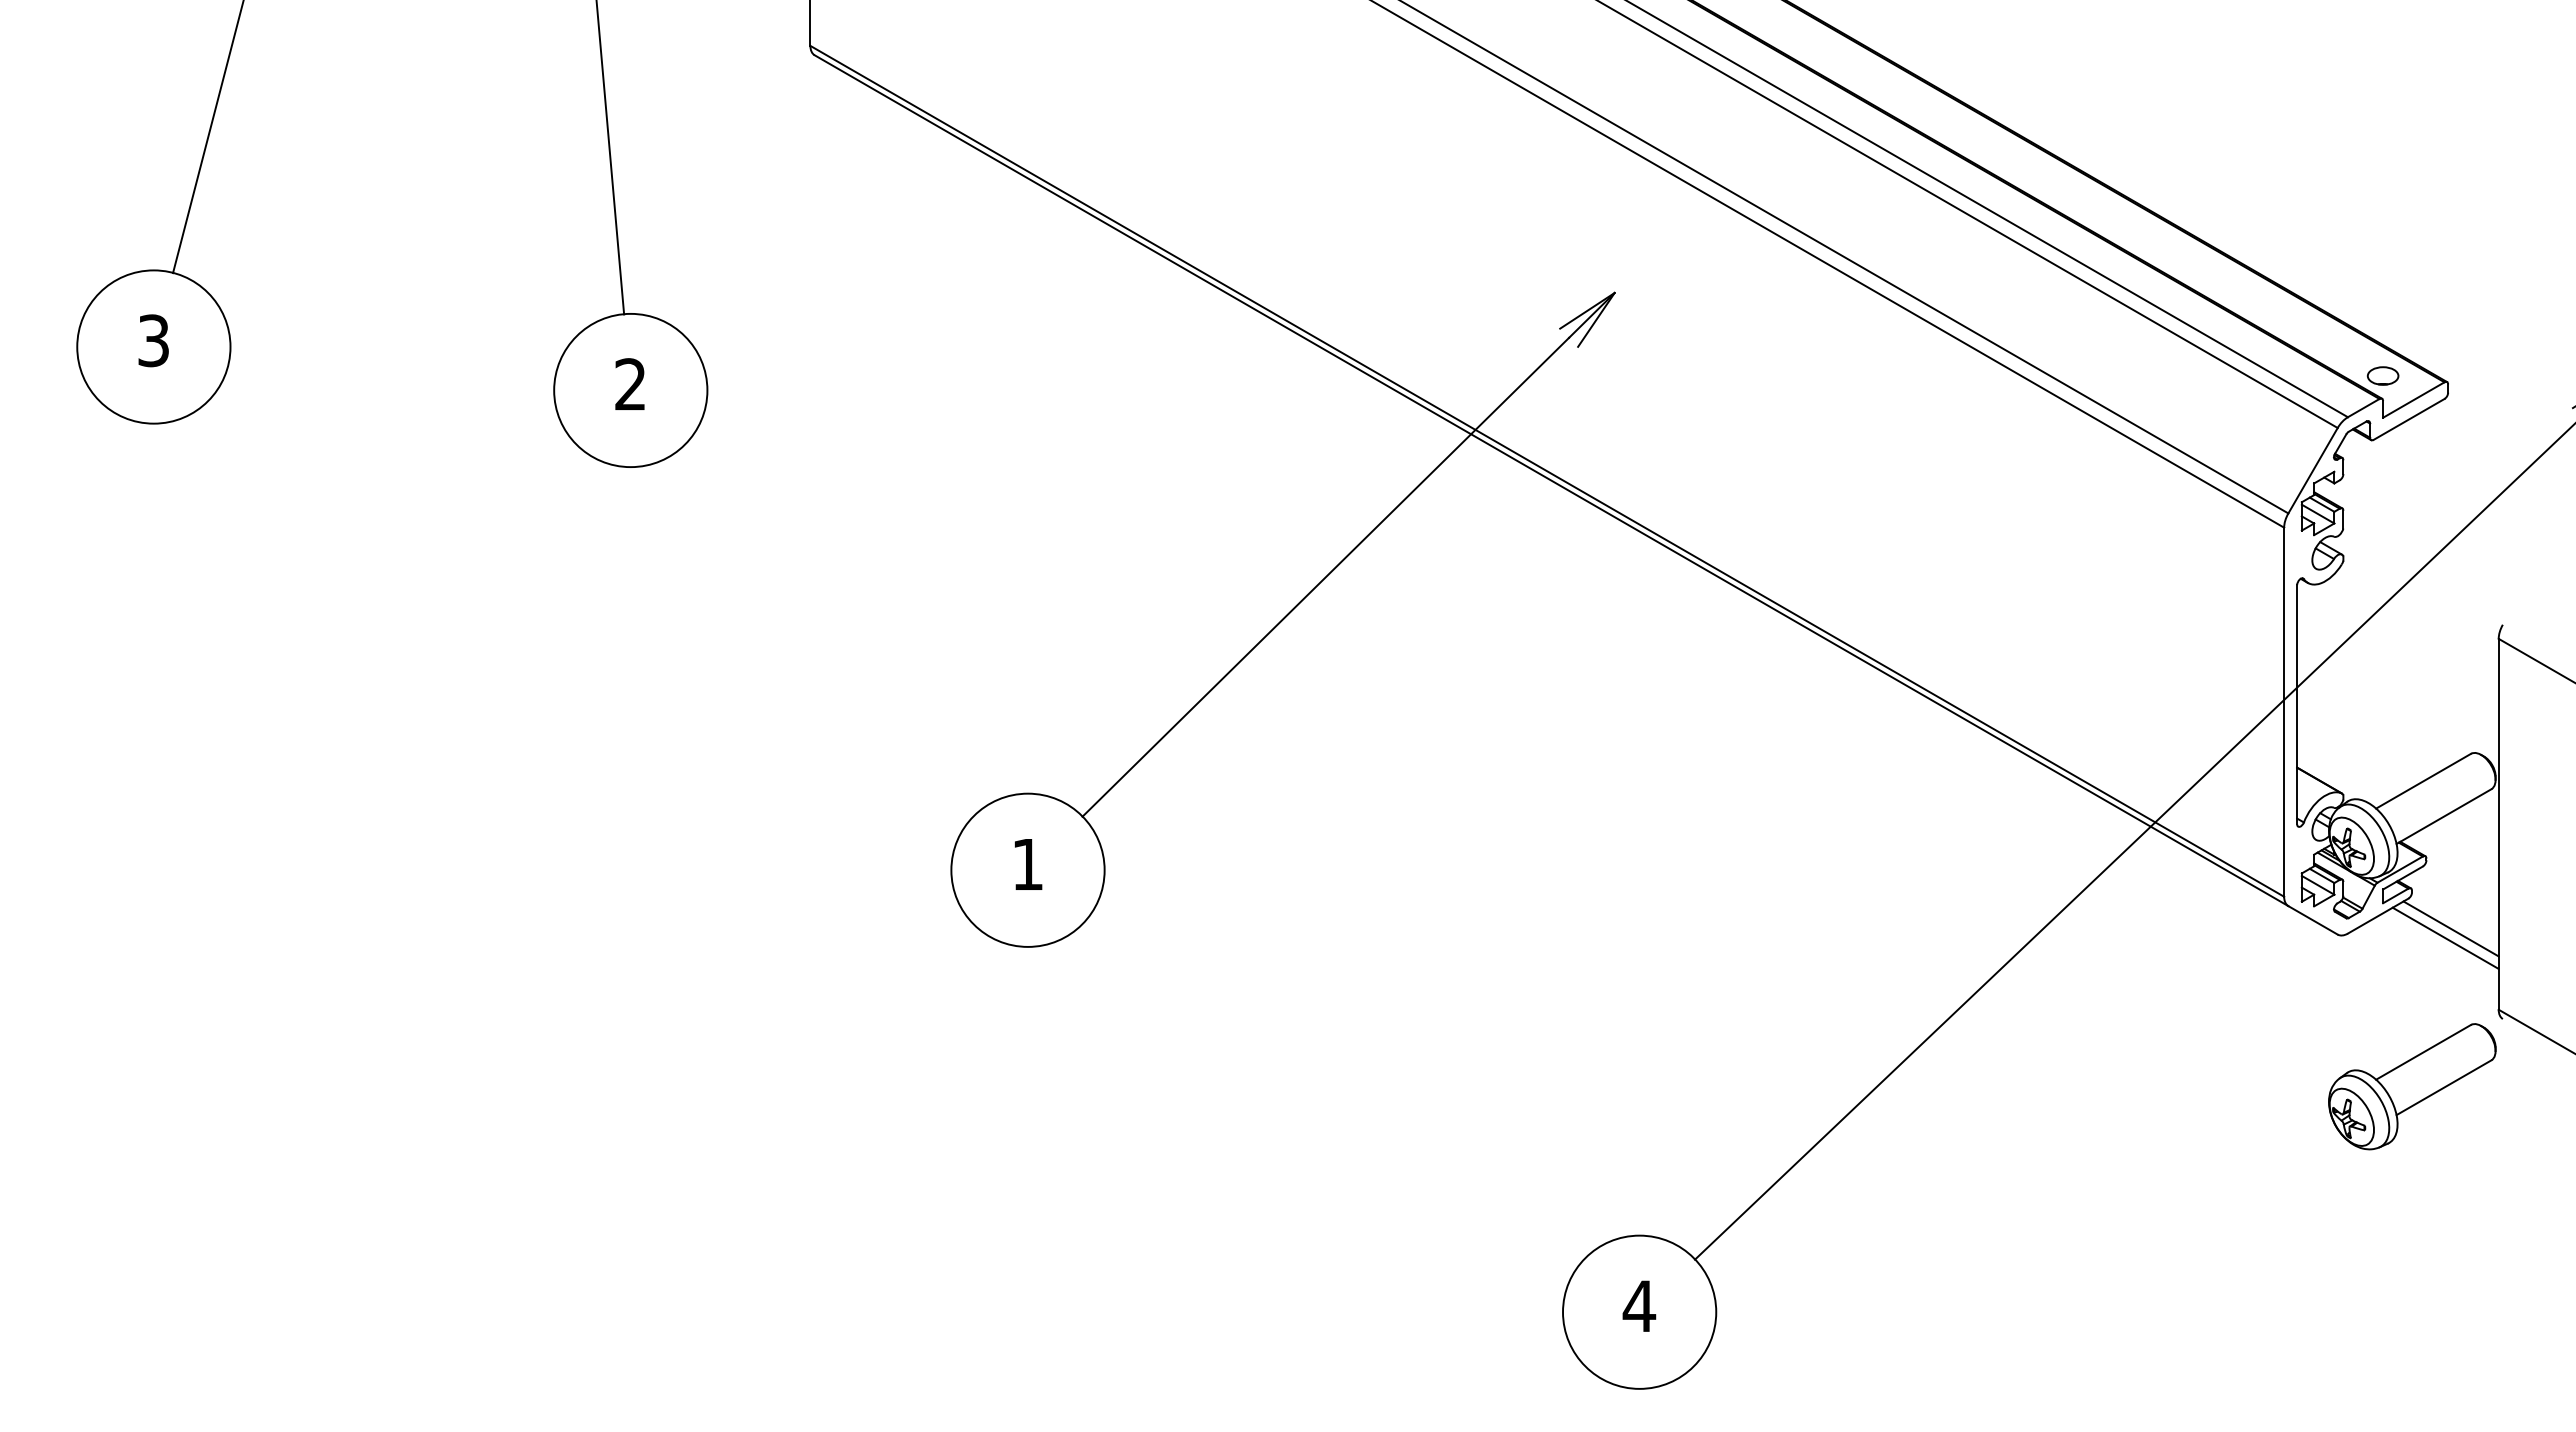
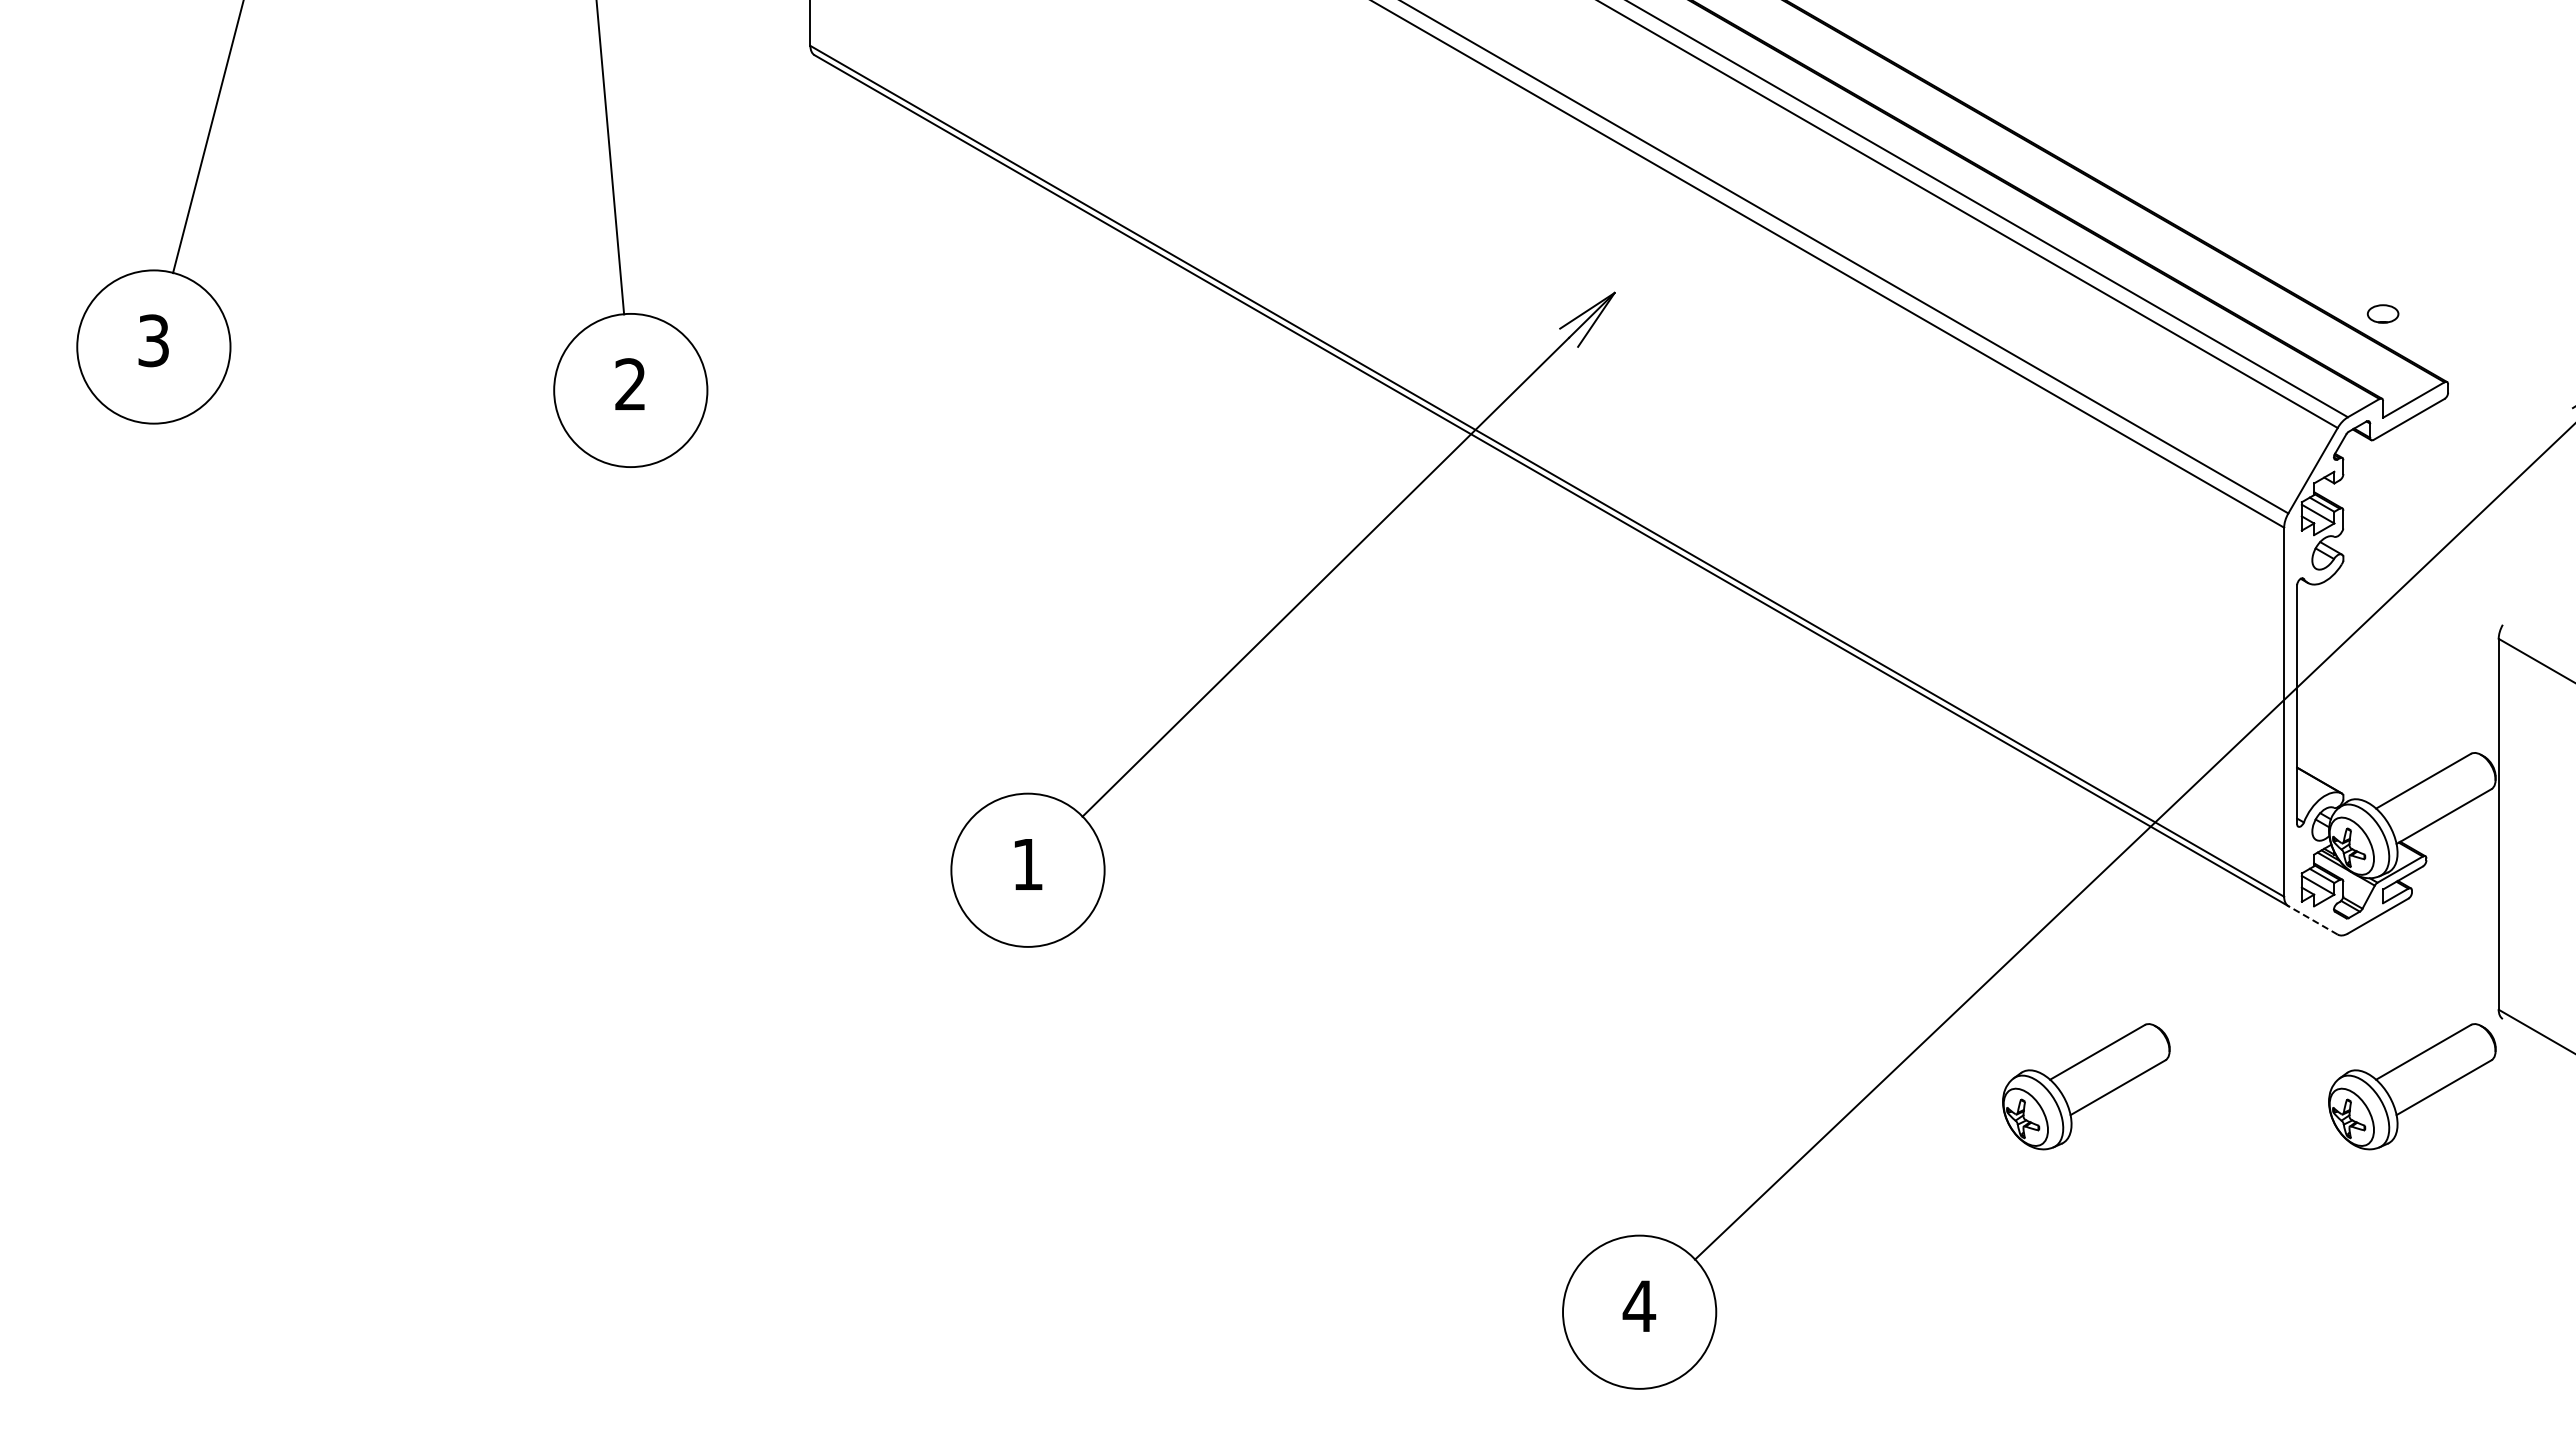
part position: (2382, 375) -> (2382, 313) (2382, 313)
line: solid -> dashed (2312, 920)
line: present -> none (2450, 928)
line: present -> none (2445, 937)
part: none -> present (2086, 1086)
